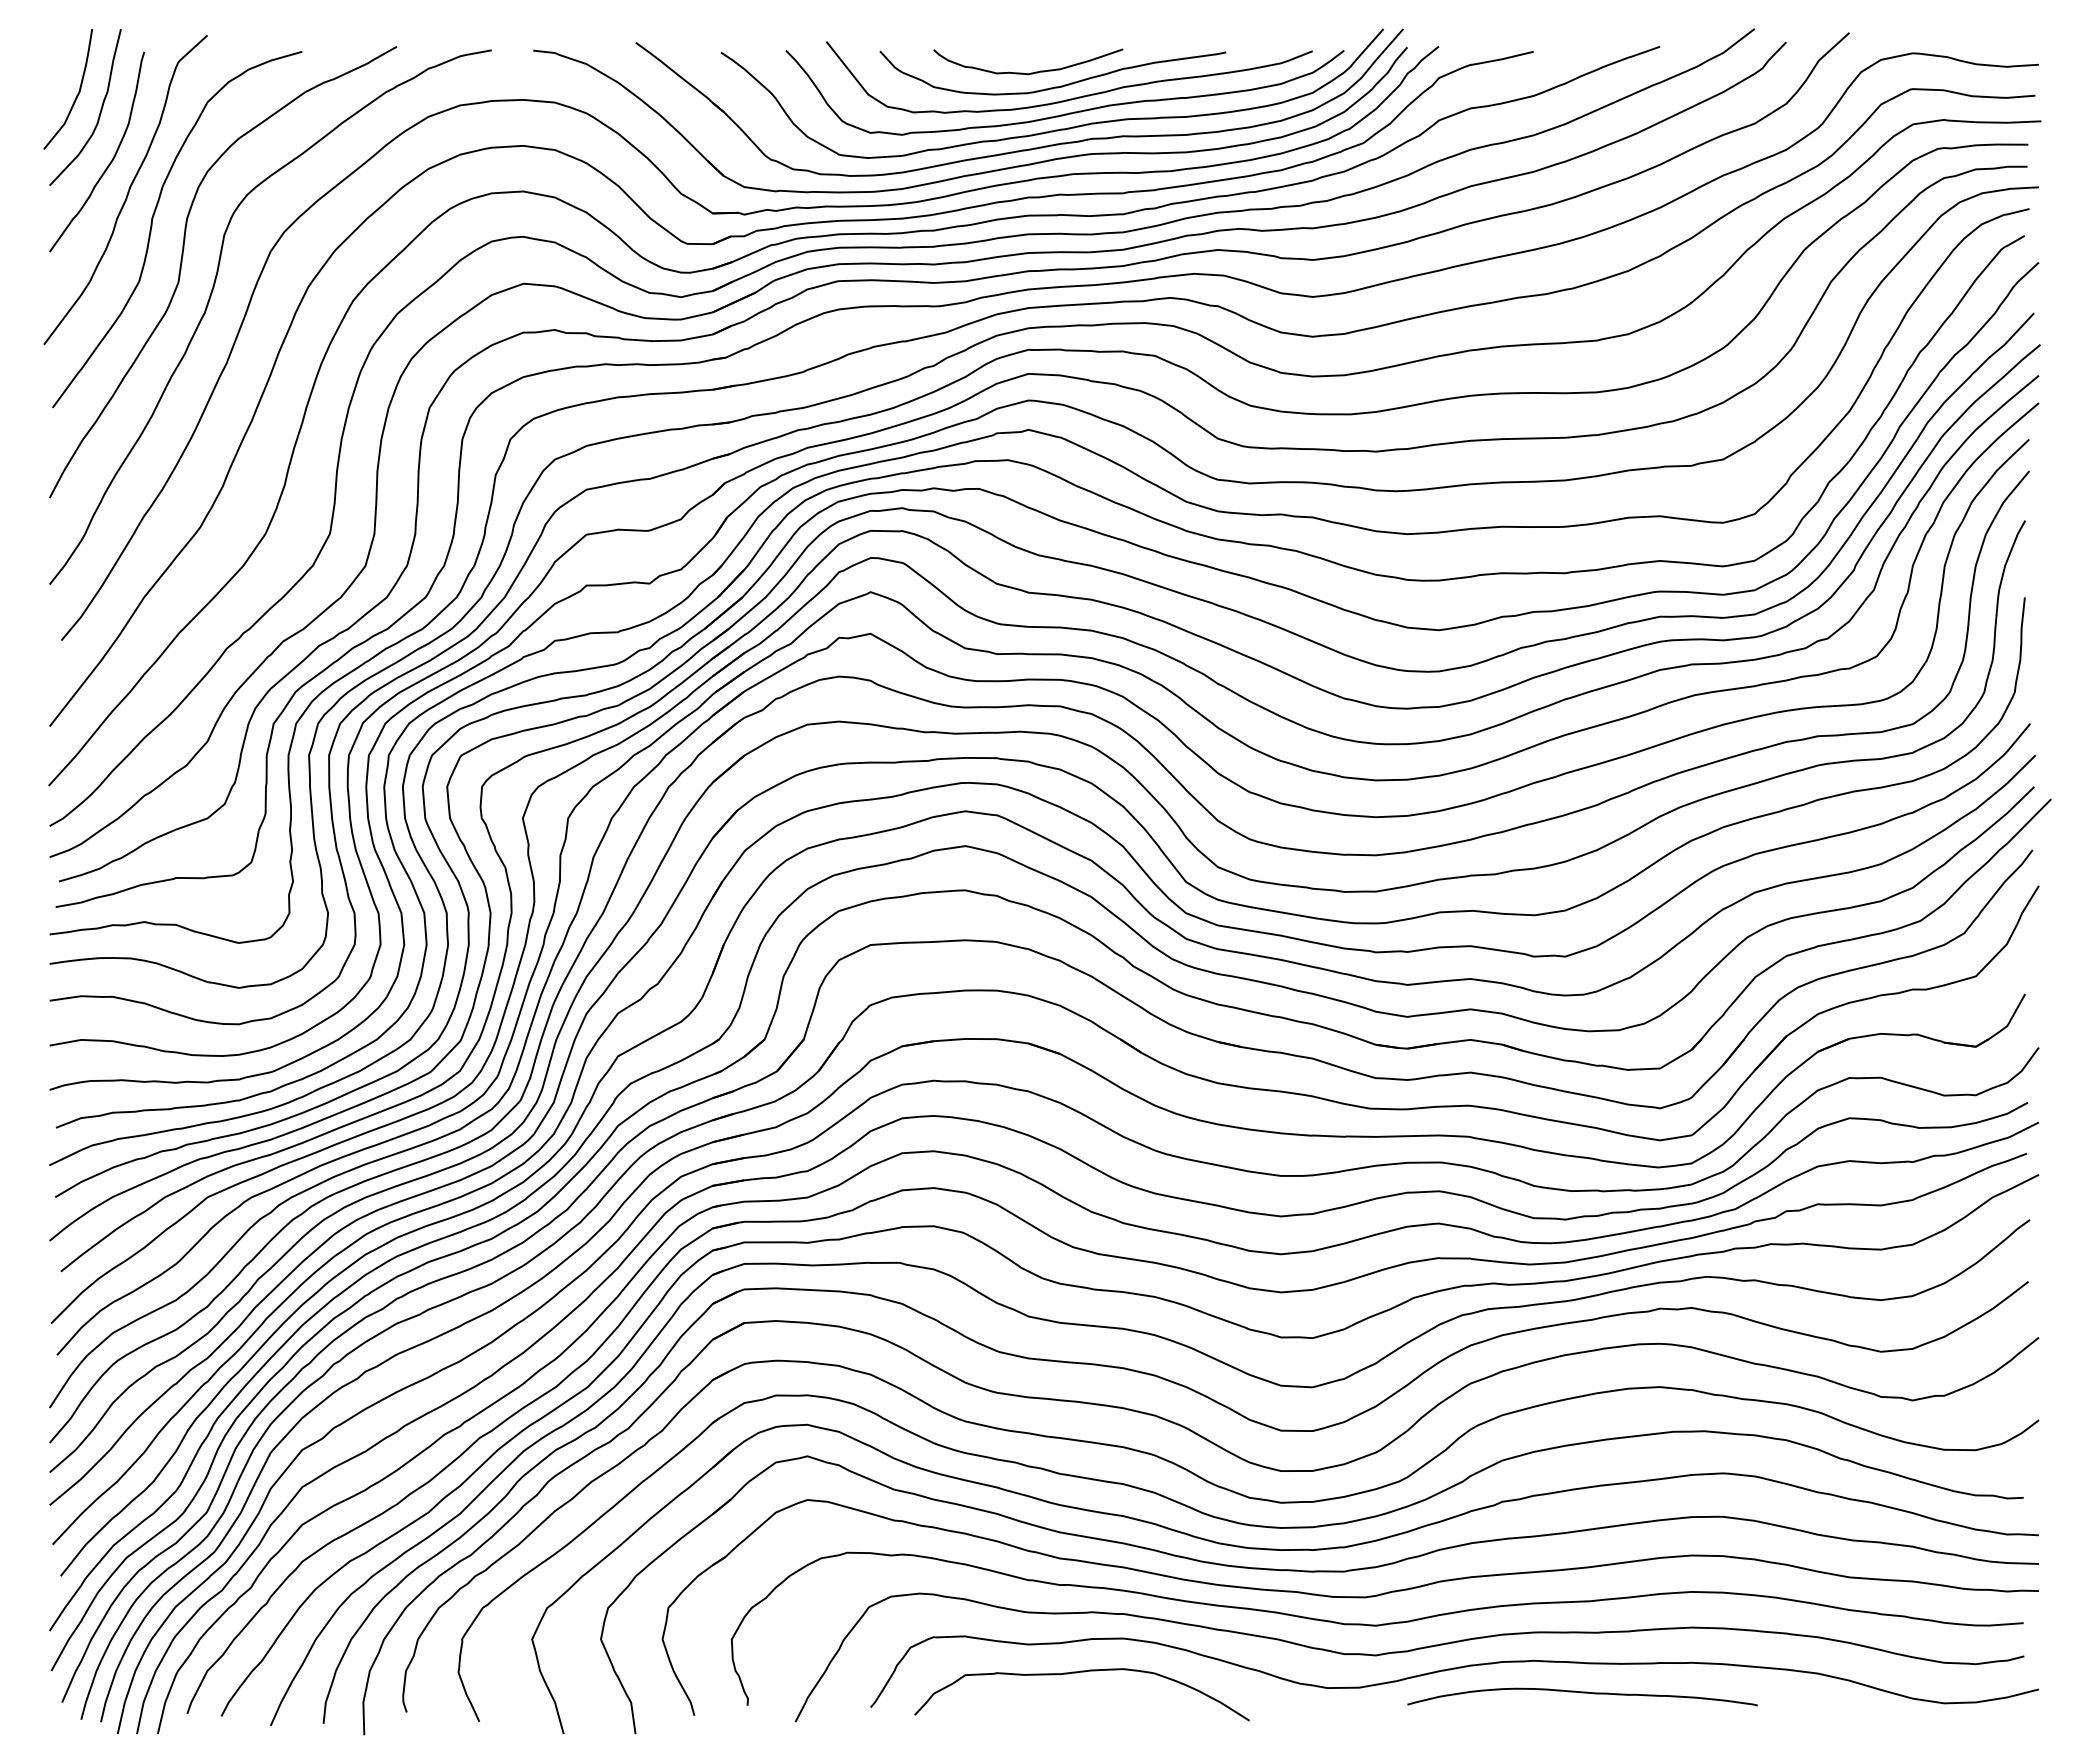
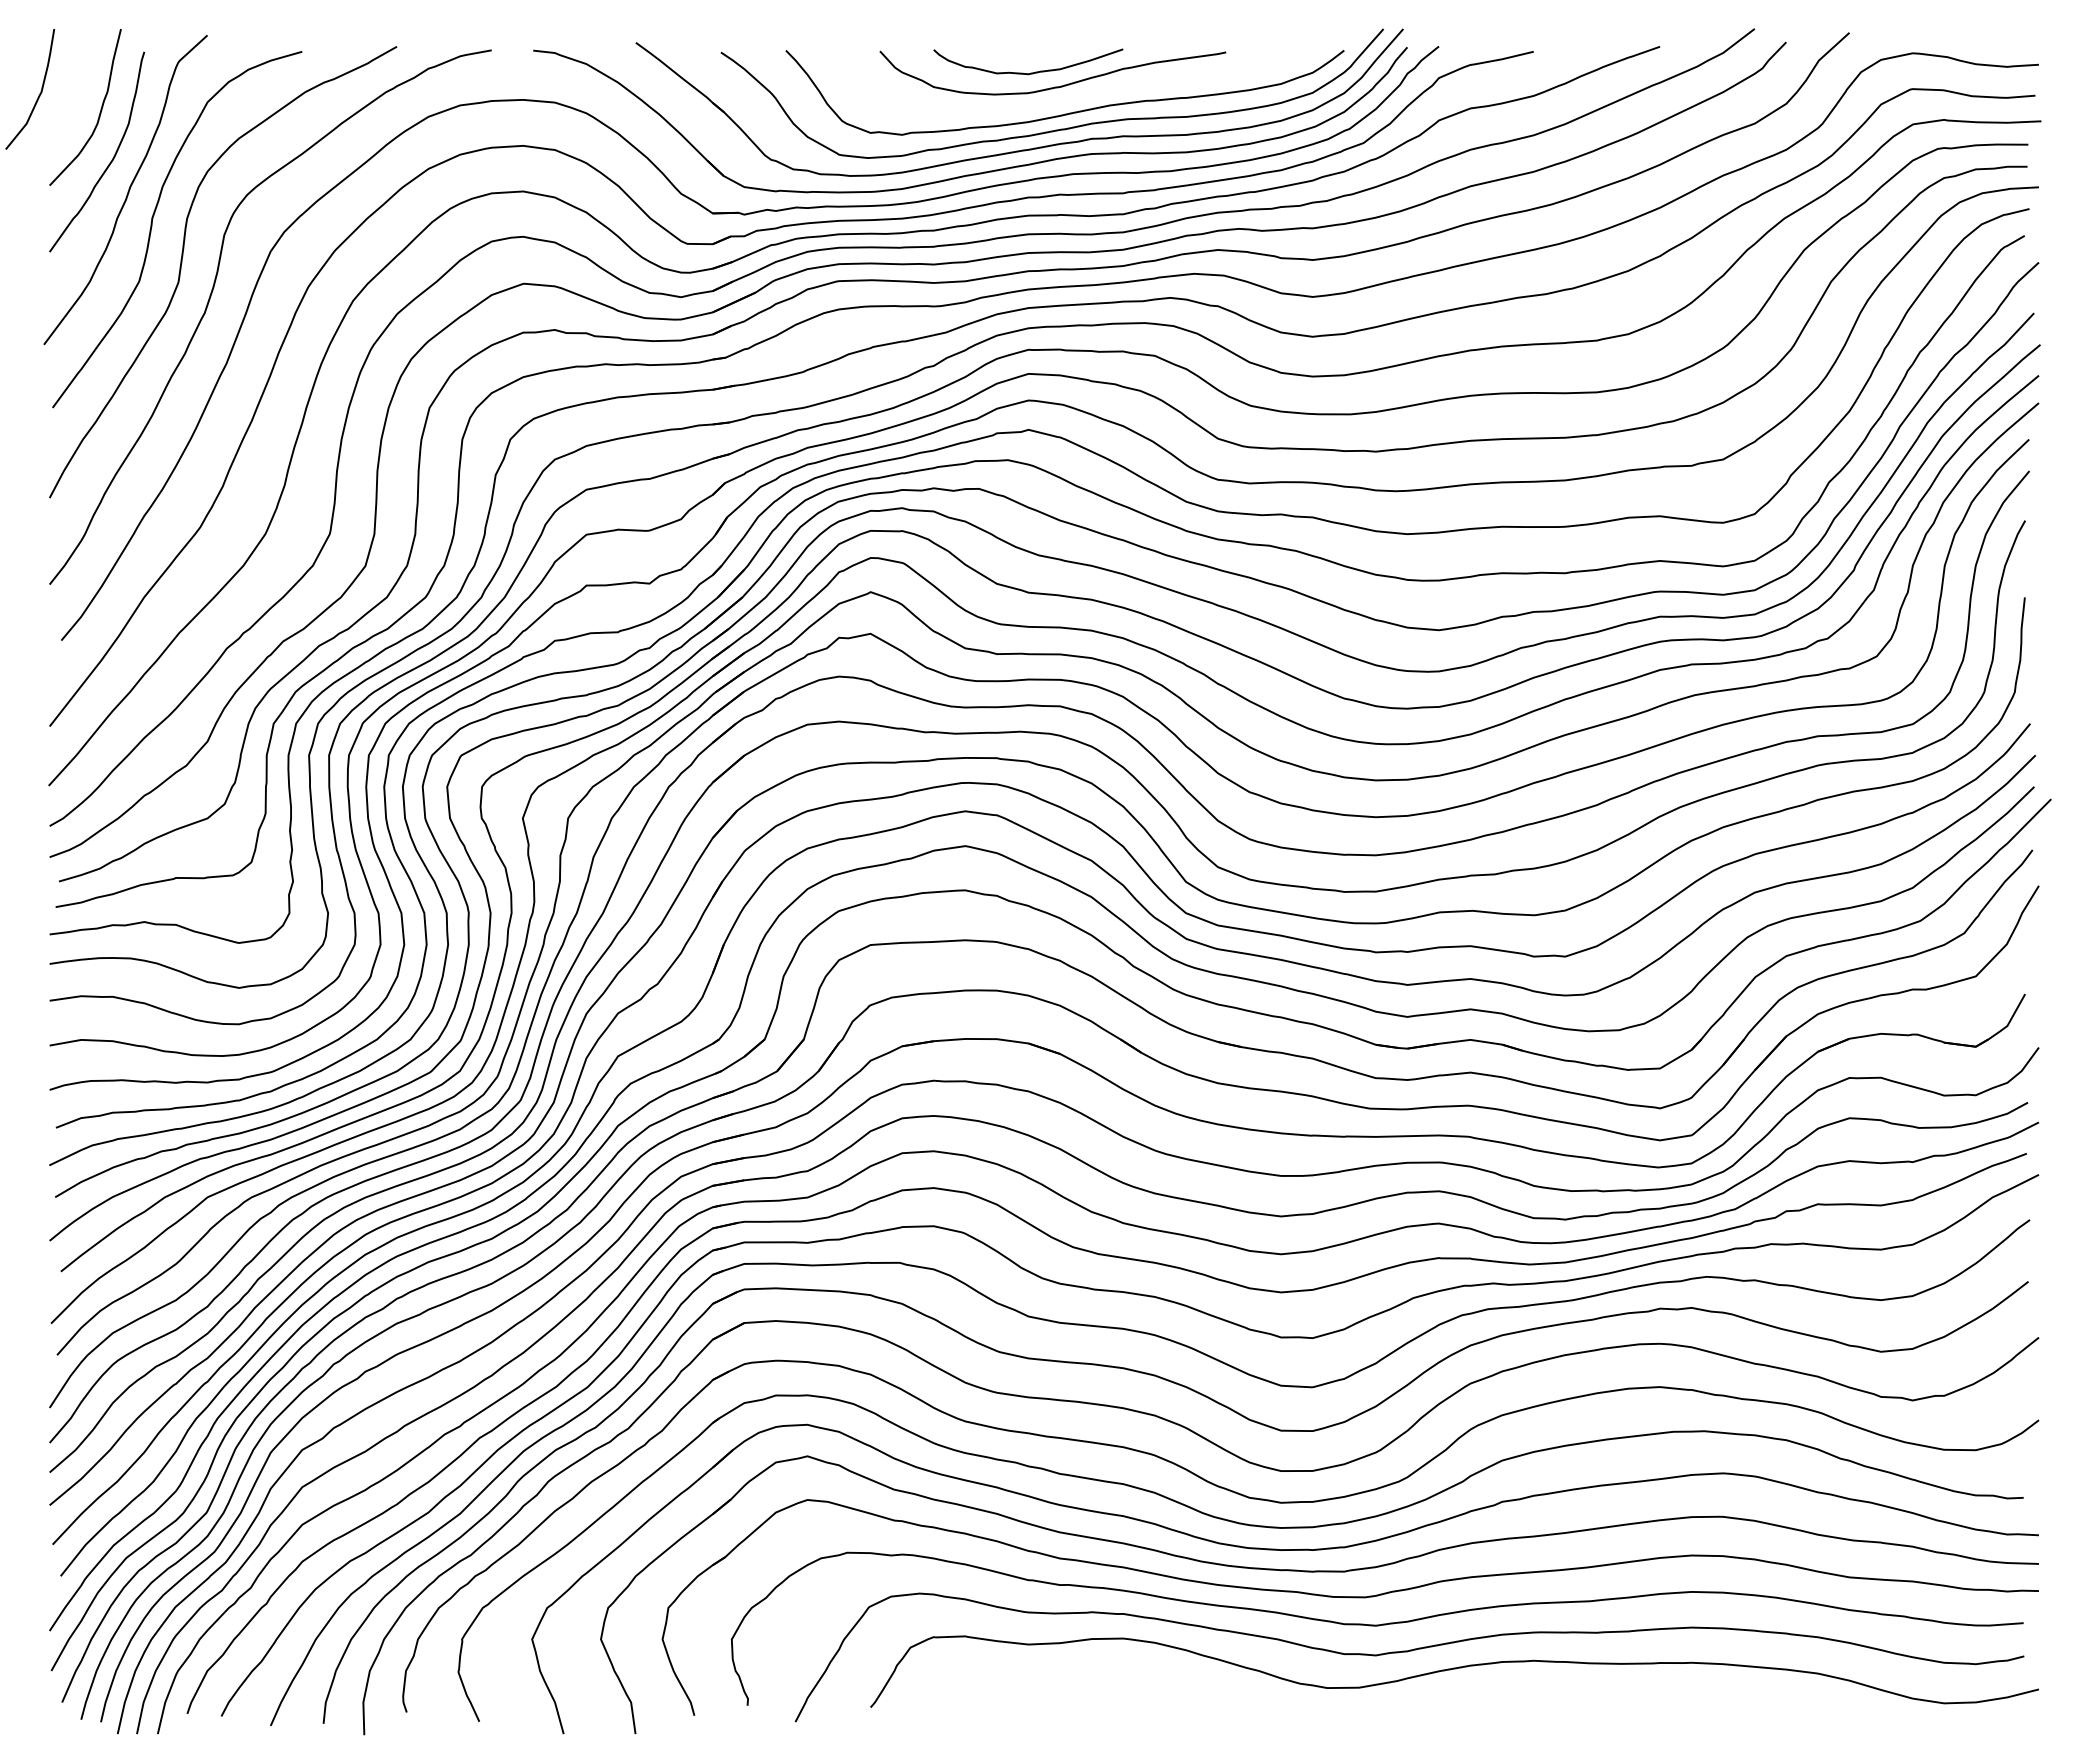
curve position: (77, 93) -> (39, 93) (39, 93)
curve: present -> none (1074, 97)
curve: present -> none (1076, 1673)
curve: present -> none (1582, 1693)
